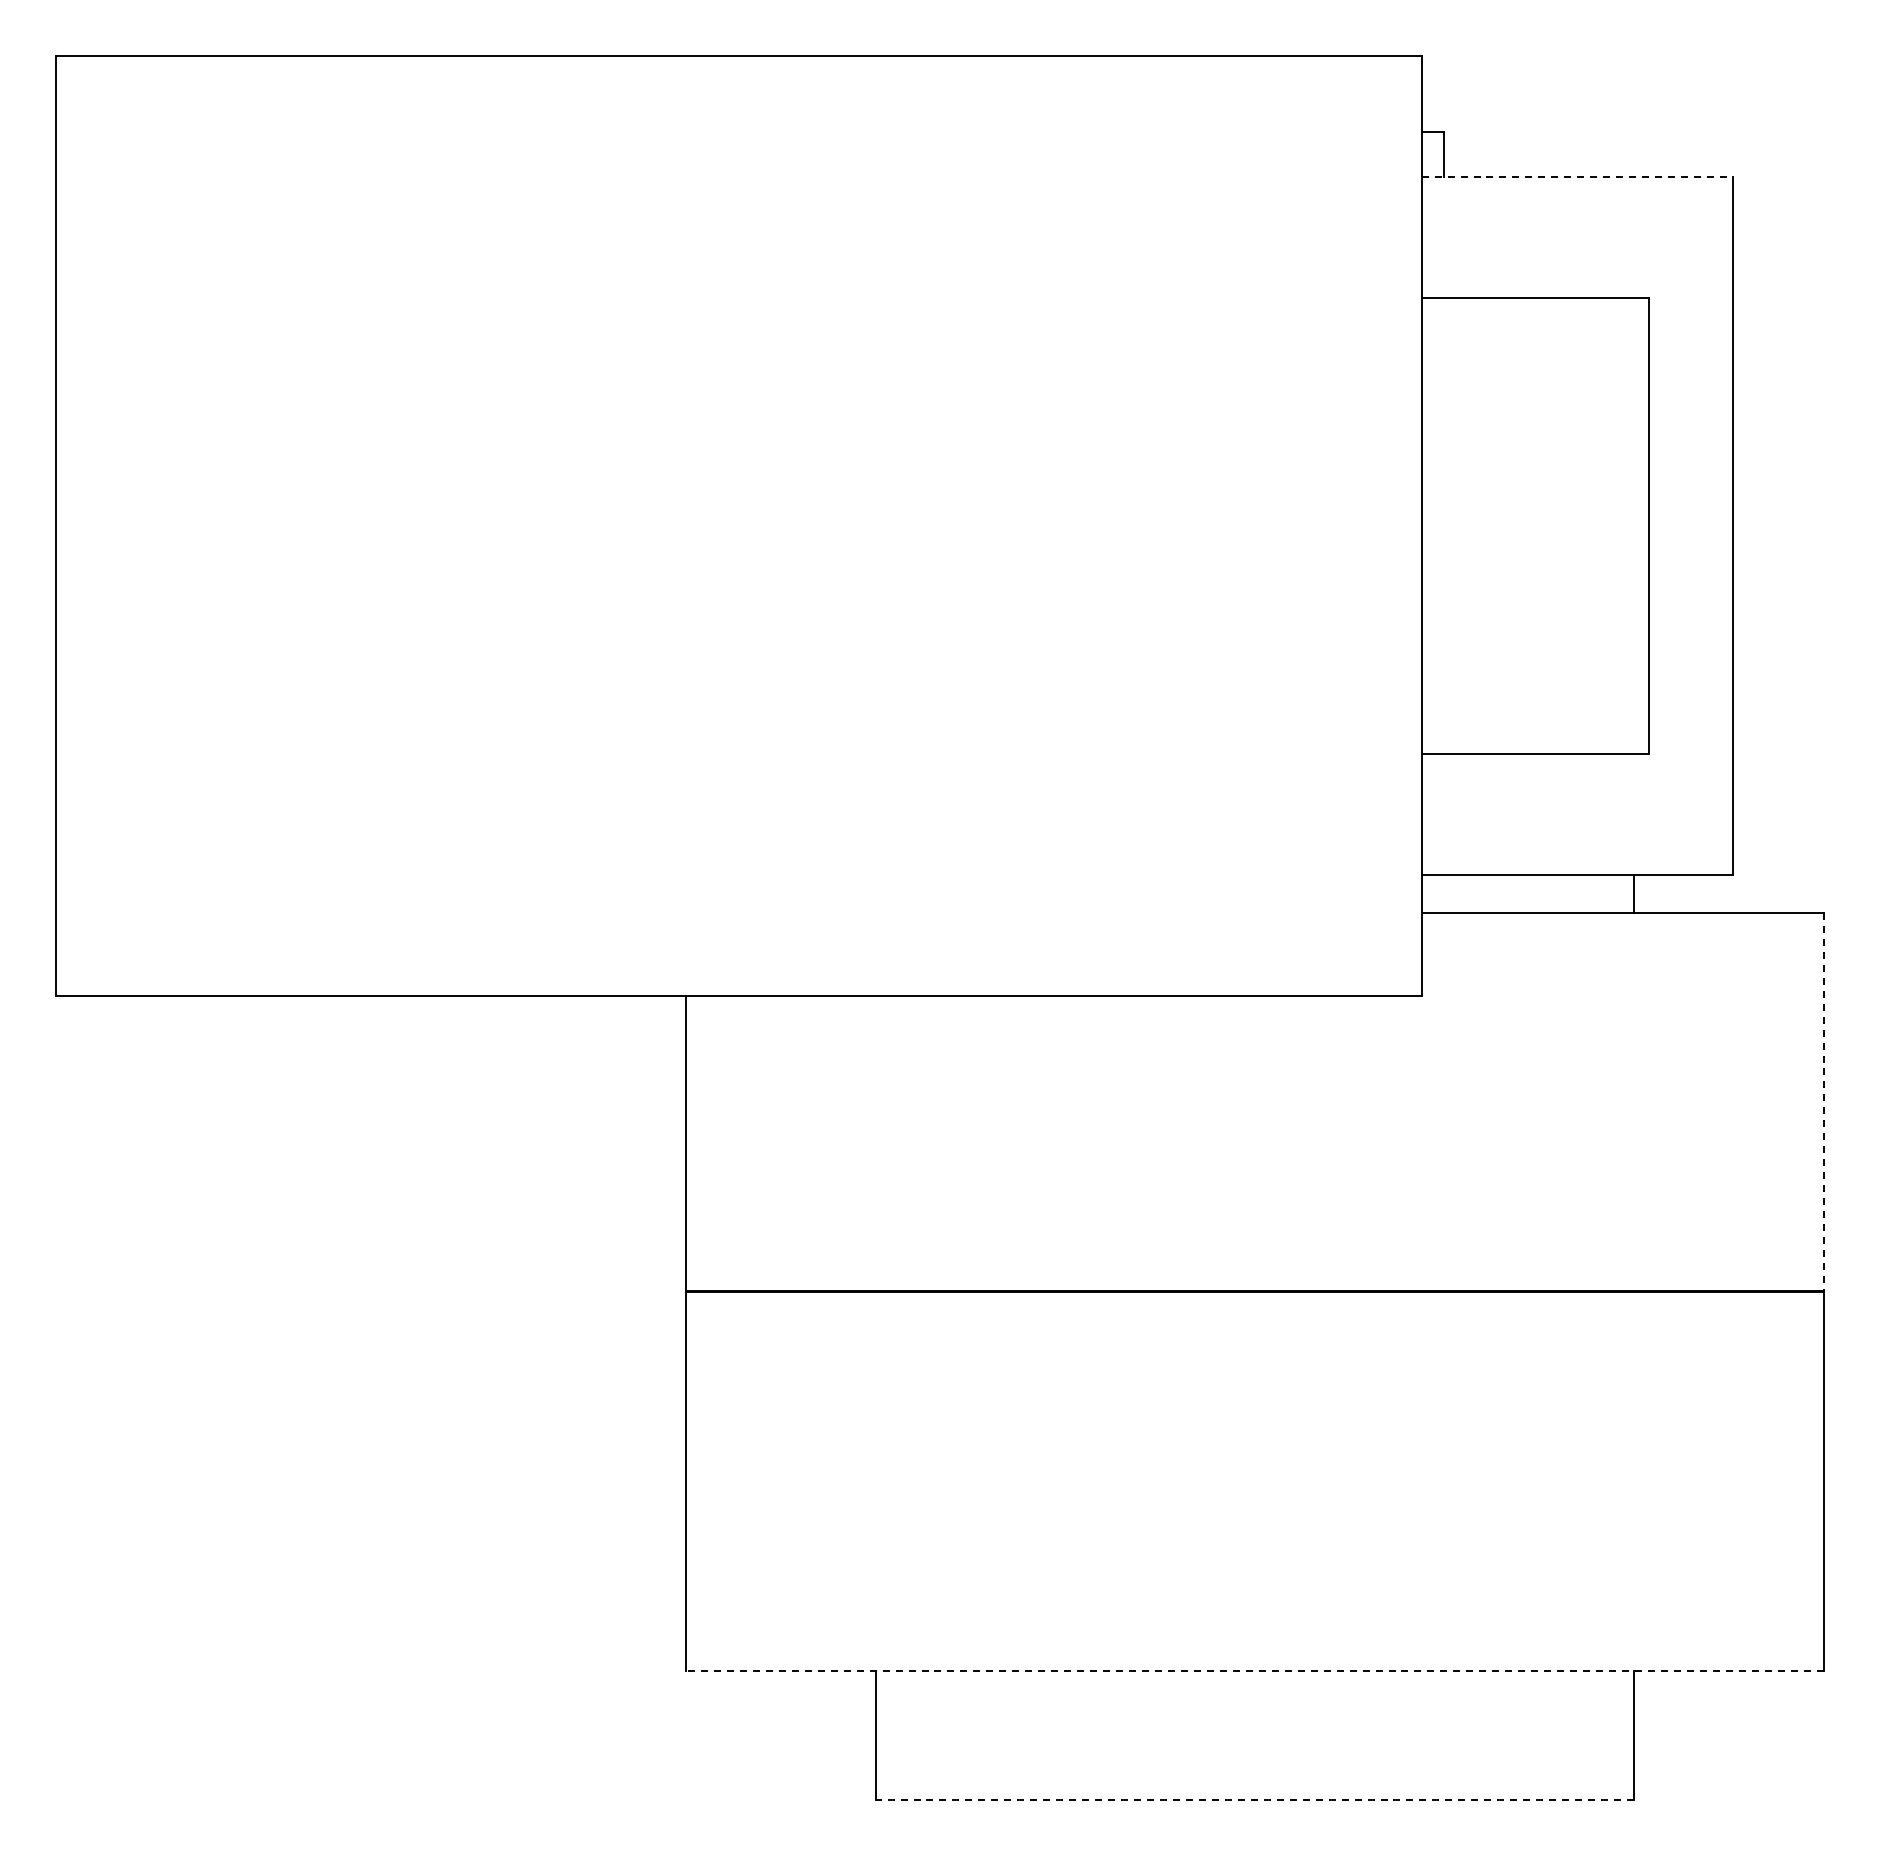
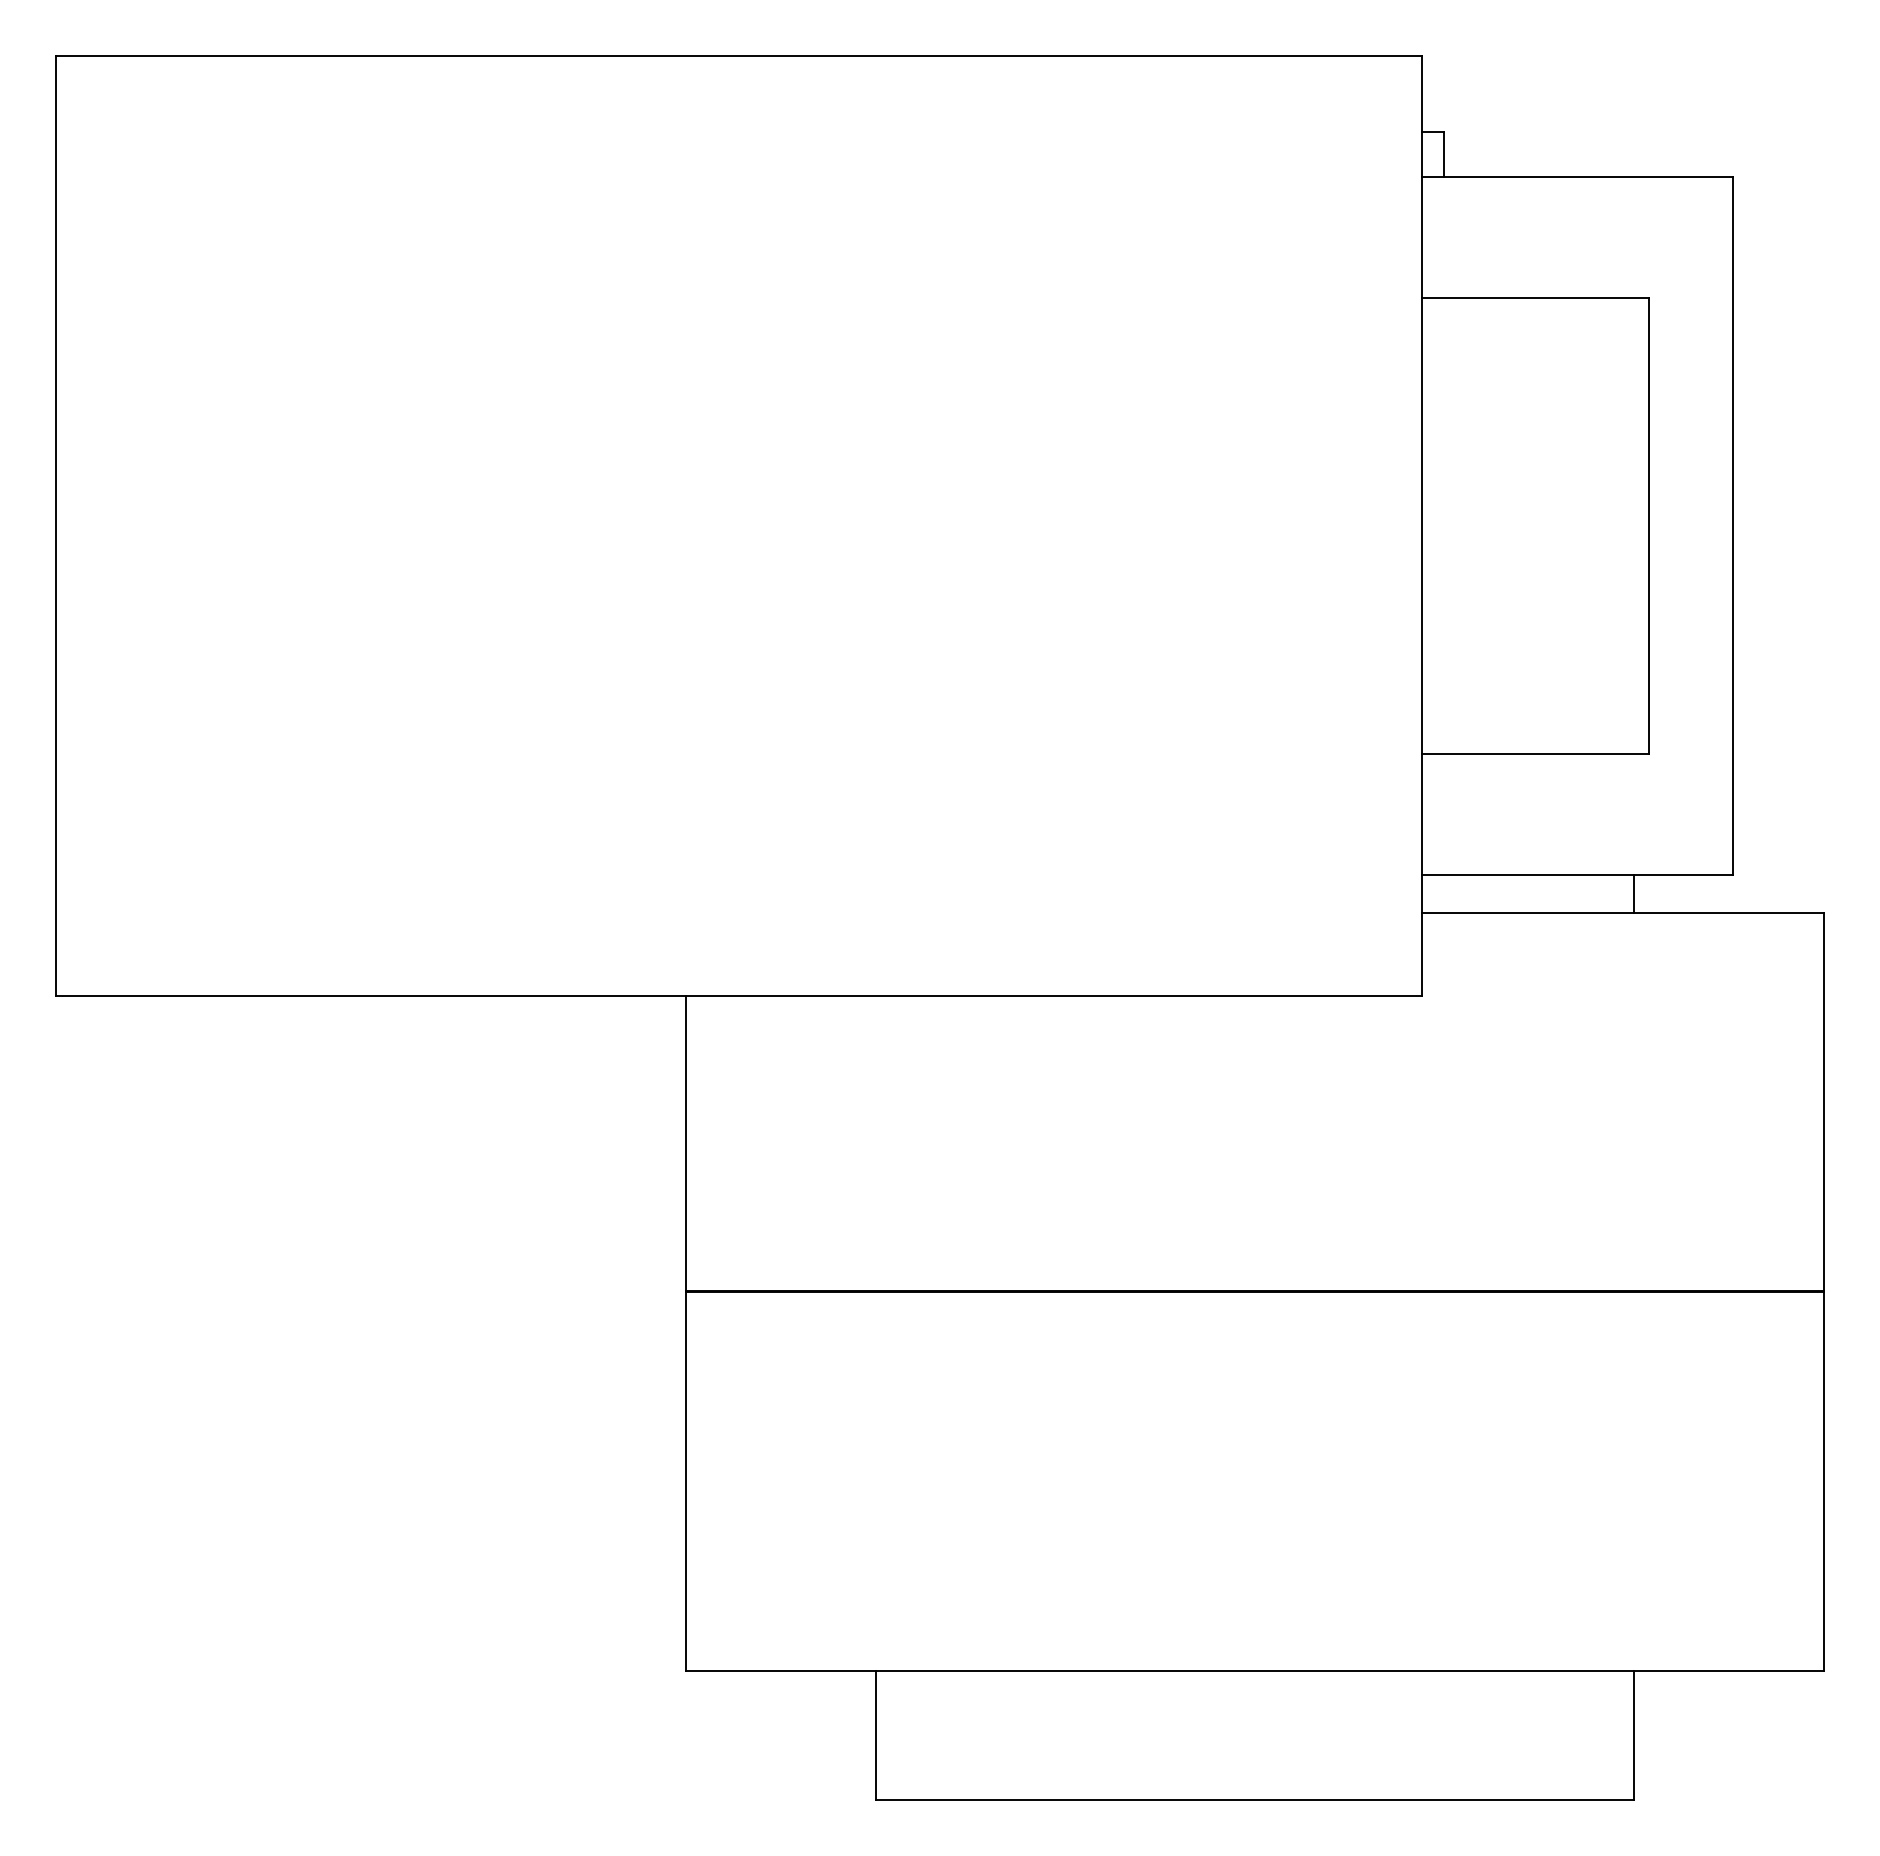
line: dashed -> solid (1577, 177)
line: dashed -> solid (1823, 1102)
line: dashed -> solid (1254, 1671)
line: dashed -> solid (1254, 1800)
